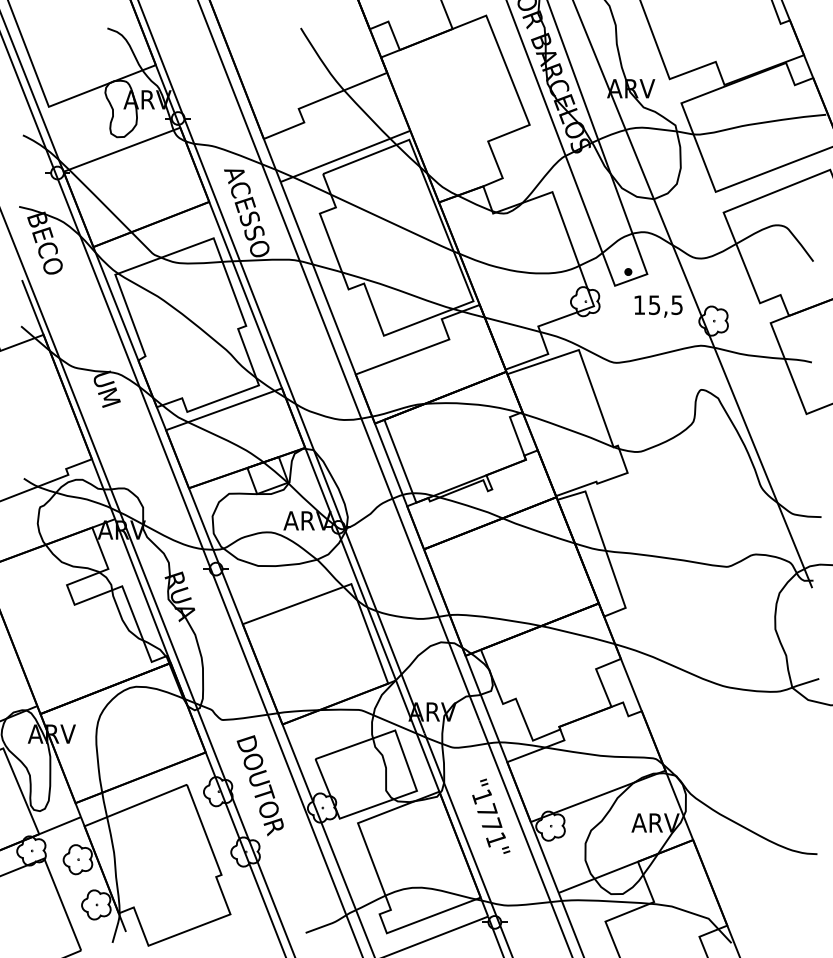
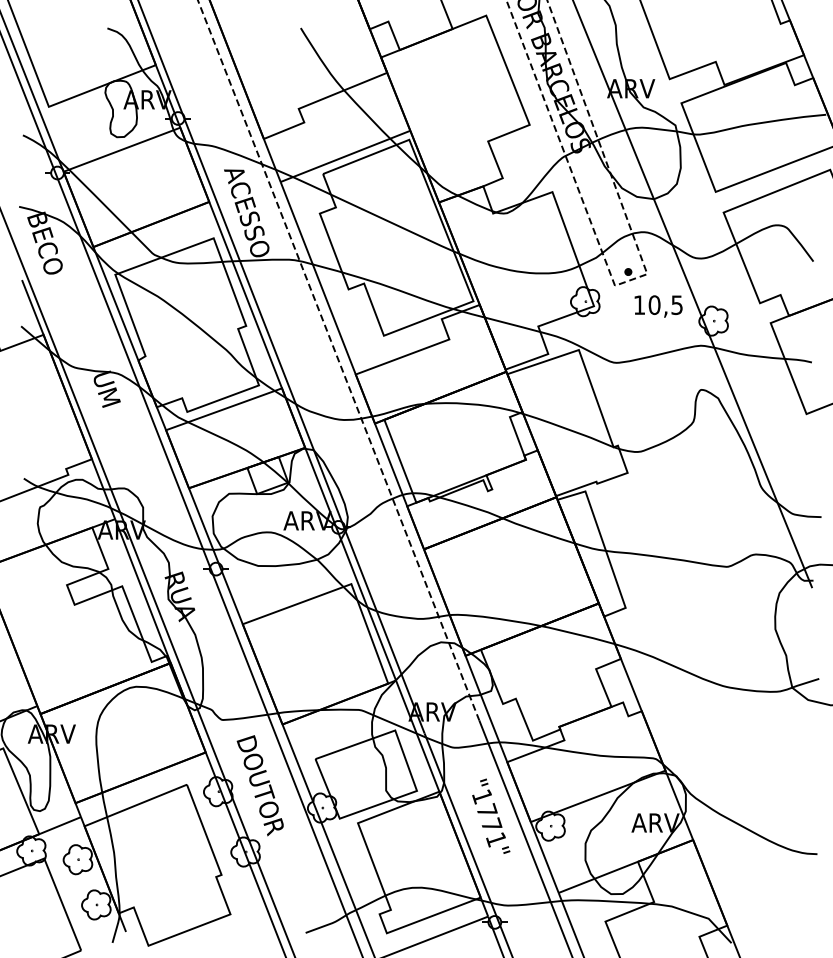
line: solid -> dashed (625, 282)
text: 15,5 -> 10,5 (654, 305)
line: solid -> dashed (338, 361)
